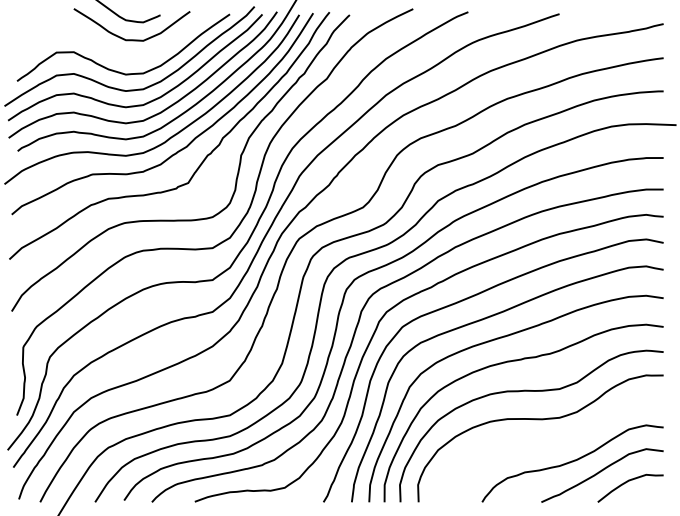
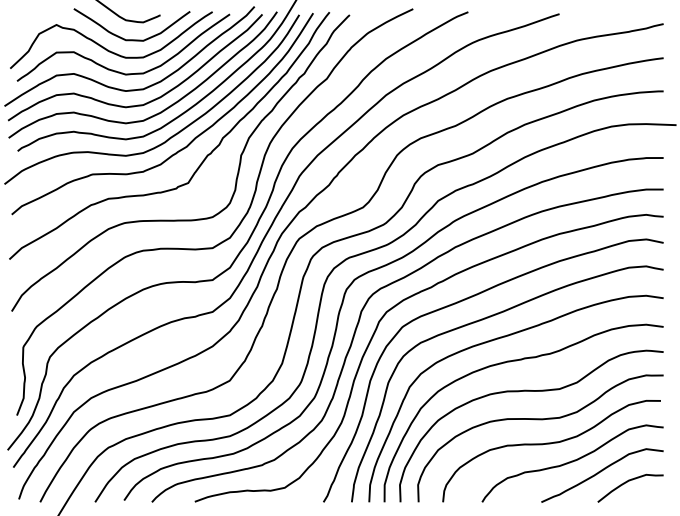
curve: none -> present (105, 47)
curve: none -> present (551, 444)
